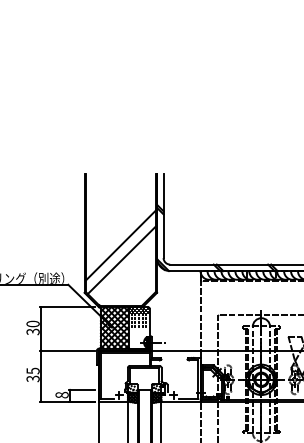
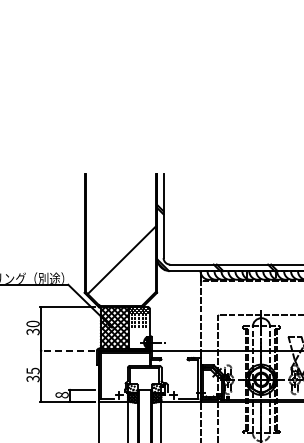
line: present -> none (120, 245)
line: solid -> dashed (67, 350)
